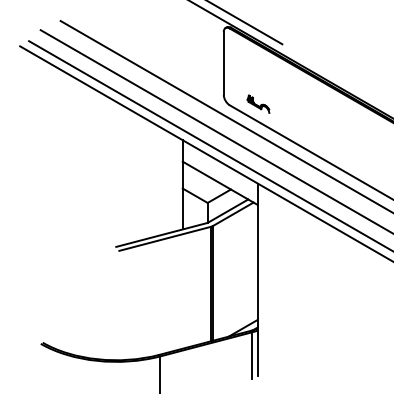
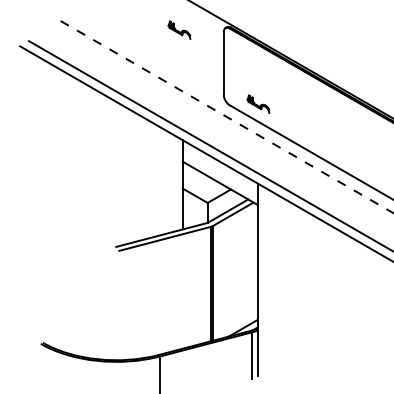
line: present -> none (245, 23)
part: none -> present (179, 29)
line: solid -> dashed (227, 117)
line: present -> none (215, 130)
